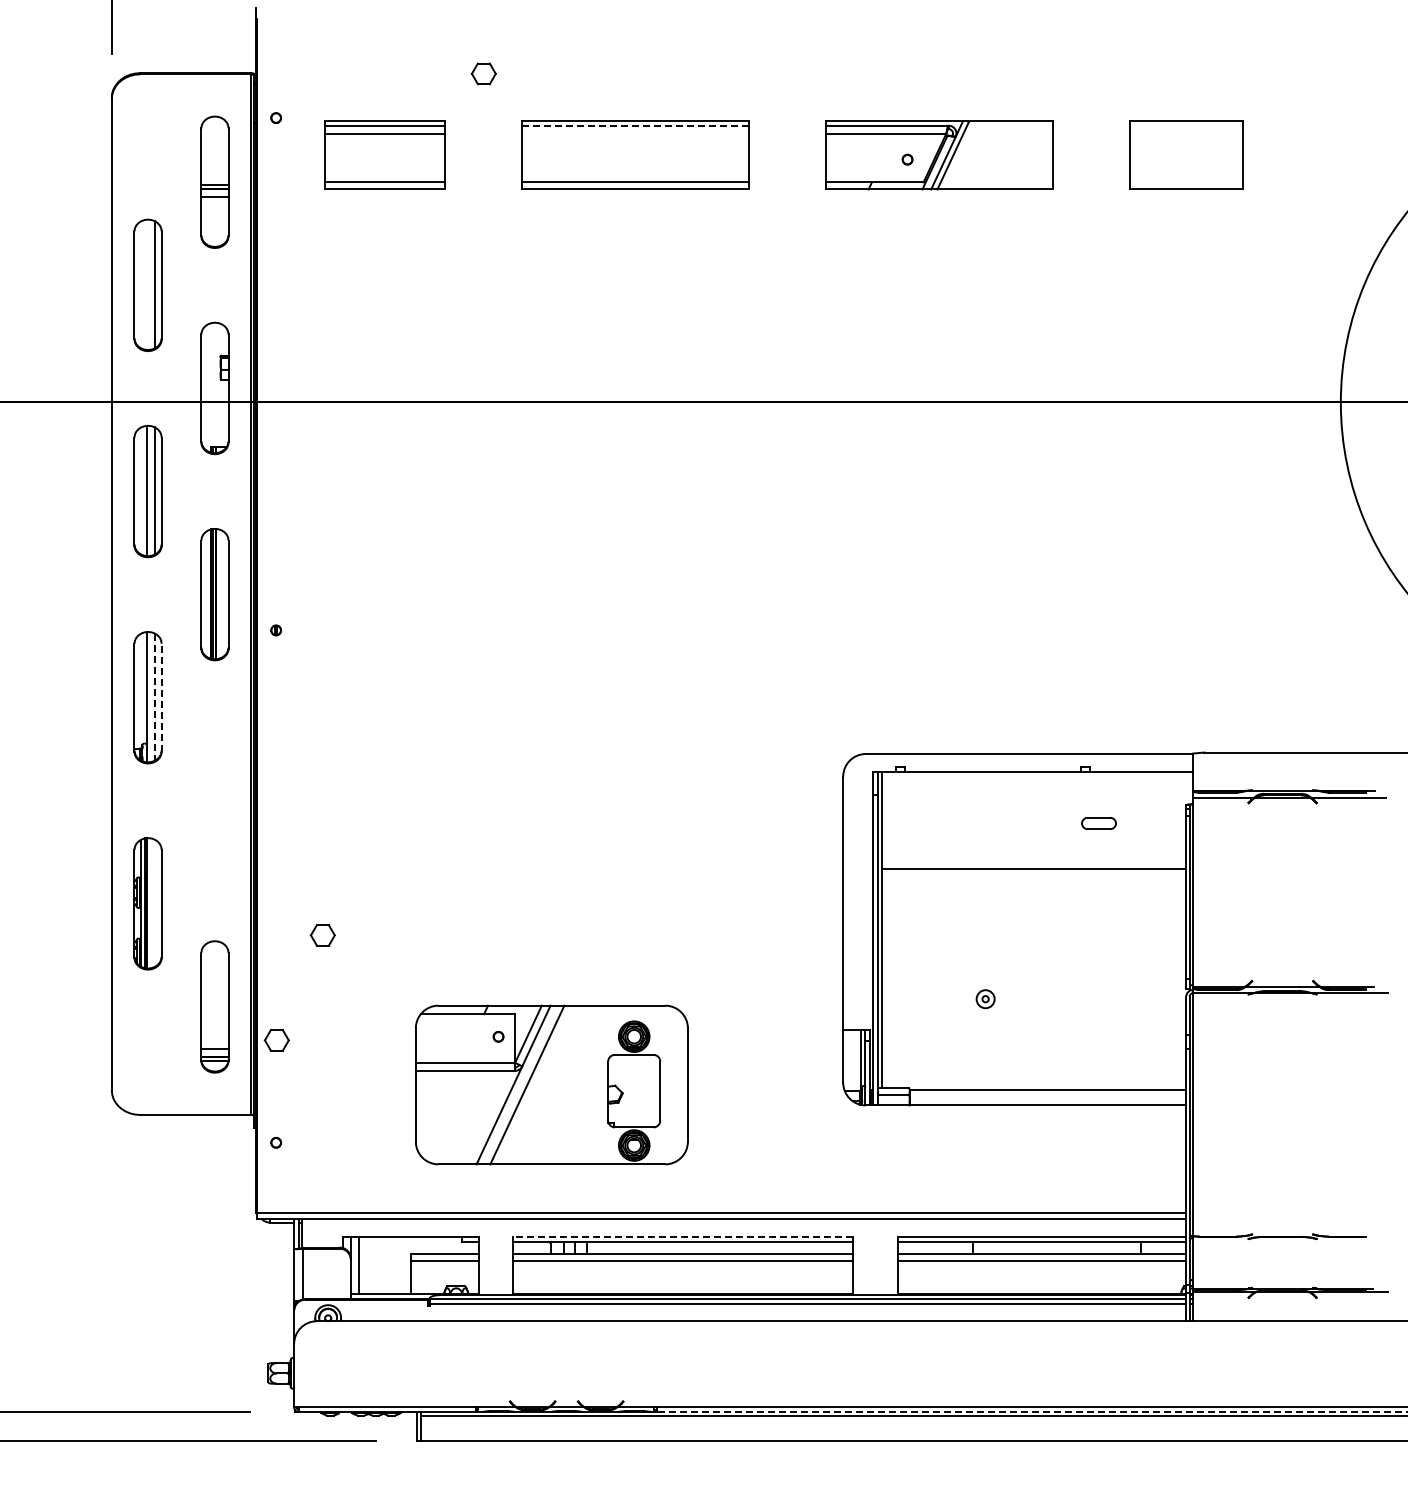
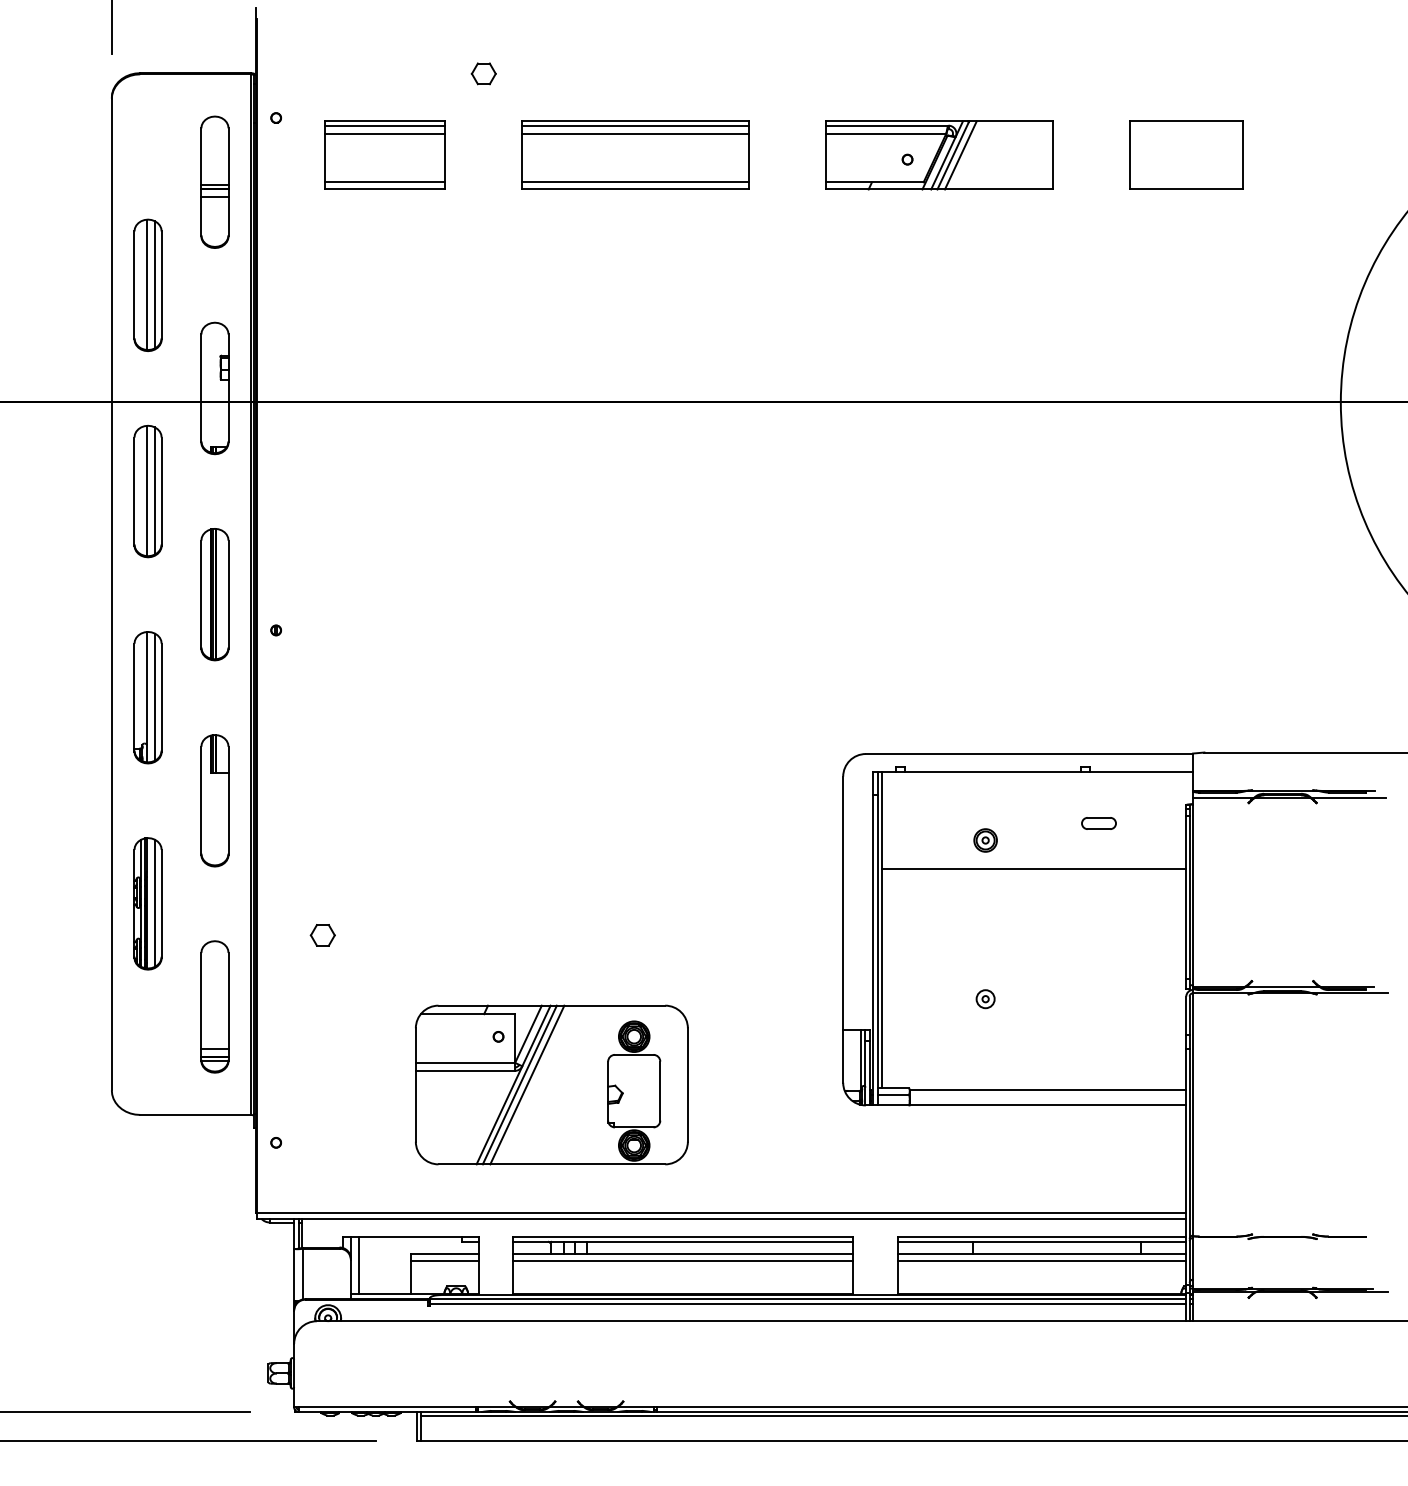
line: dashed -> solid (636, 125)
line: none -> present (635, 133)
line: none -> present (960, 155)
line: none -> present (146, 284)
line: dashed -> solid (154, 697)
line: dashed -> solid (161, 697)
part: none -> present (214, 800)
part: none -> present (985, 840)
line: none -> present (154, 902)
part: present -> none (276, 1040)
line: none -> present (519, 1084)
line: dashed -> solid (682, 1237)
line: dashed -> solid (1031, 1411)
